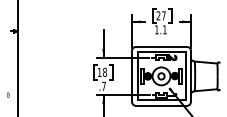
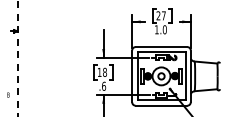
text: 1.1 -> 1.0 (164, 29)
line: solid -> dashed (17, 58)
text: .7 -> .6 (104, 85)
